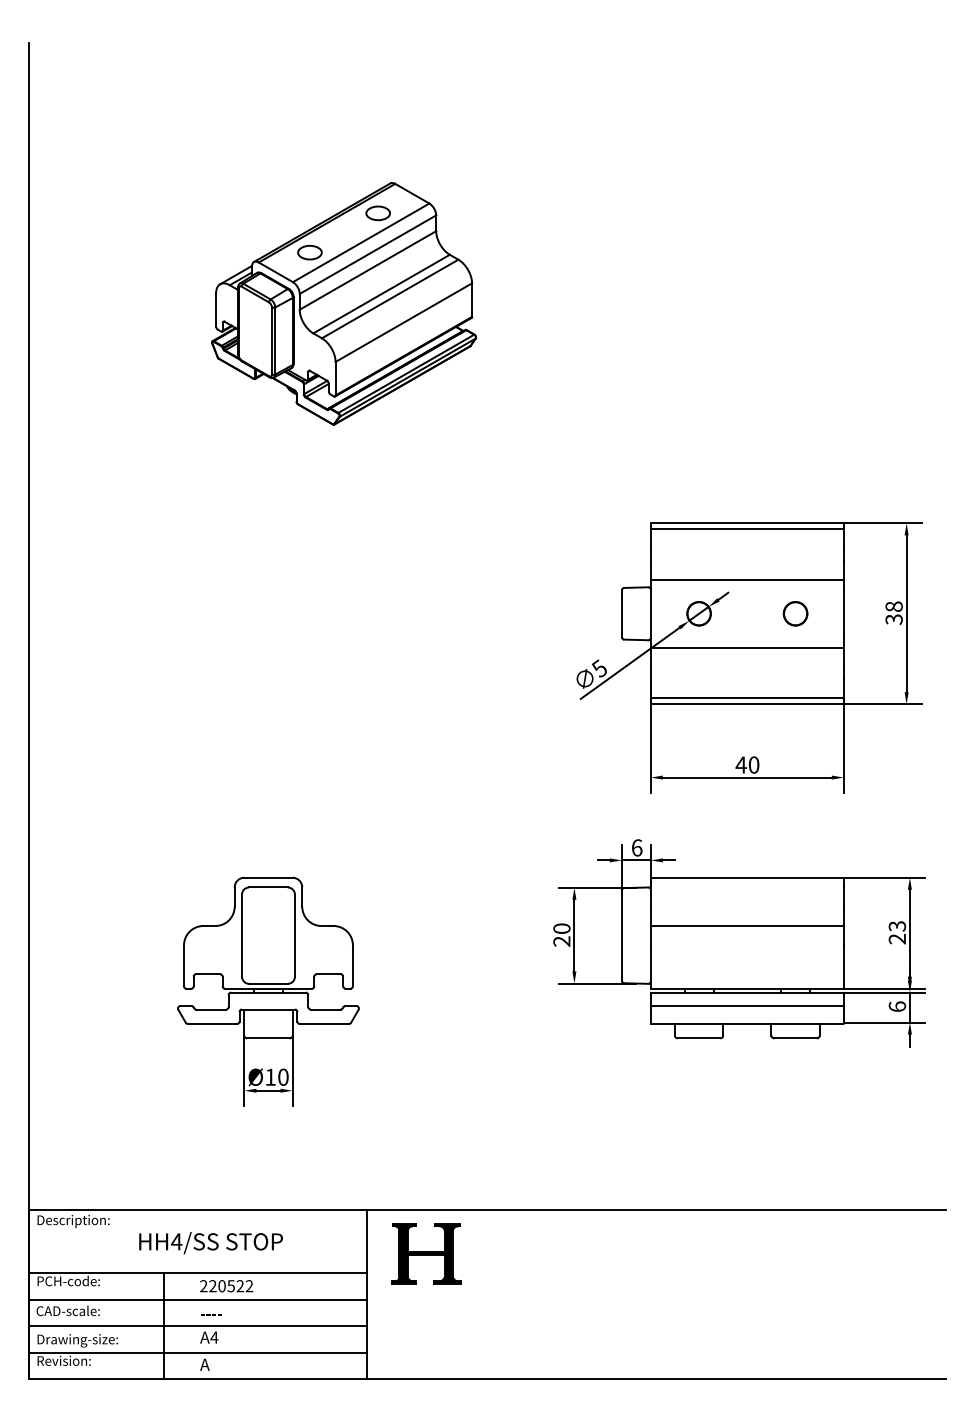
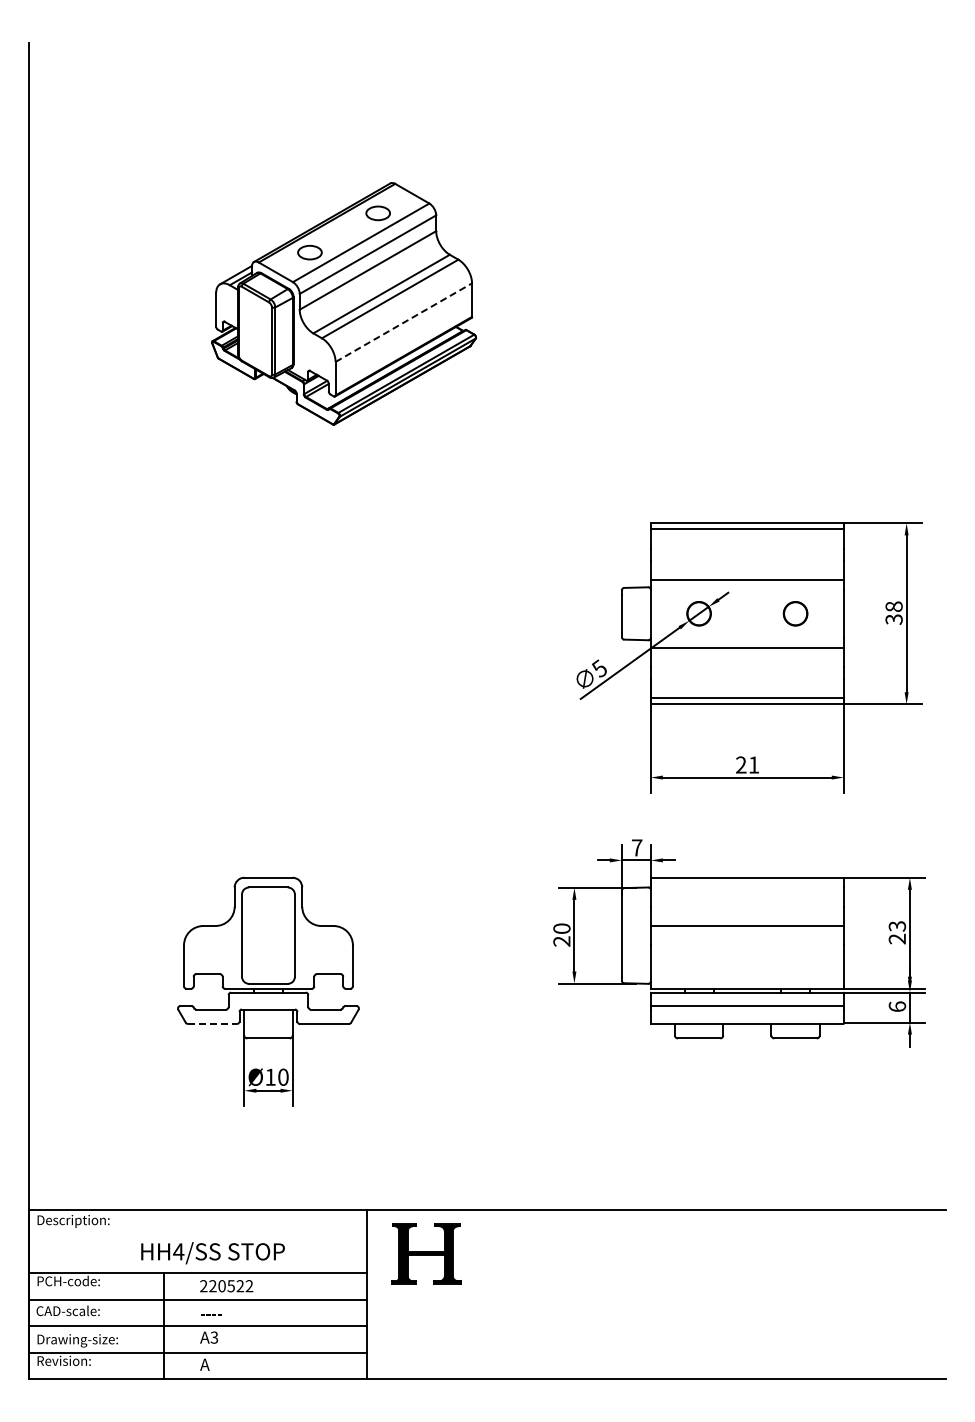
line: solid -> dashed (403, 322)
text: 40 -> 21 (747, 764)
text: 6 -> 7 (637, 847)
line: solid -> dashed (212, 1023)
text position: (210, 1243) -> (212, 1253) (212, 1253)
text: A4 -> A3 (214, 1337)
